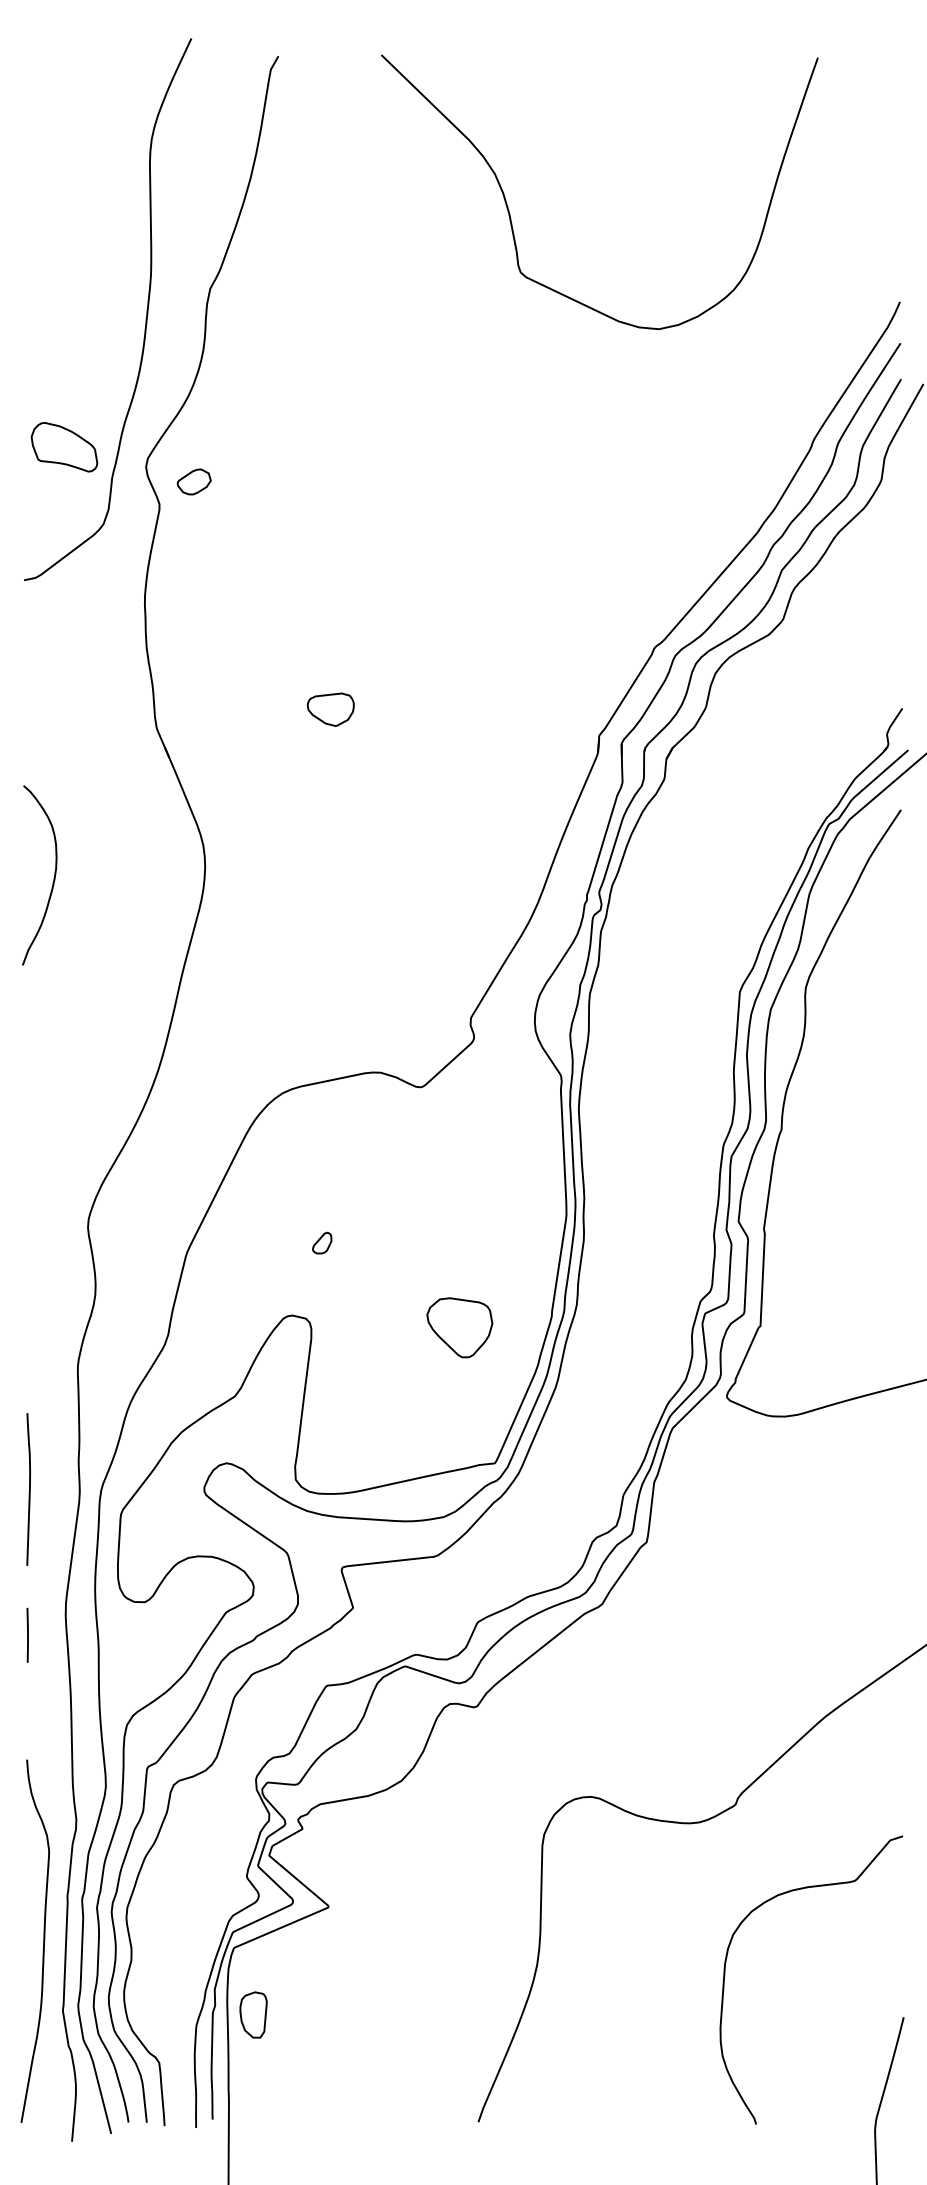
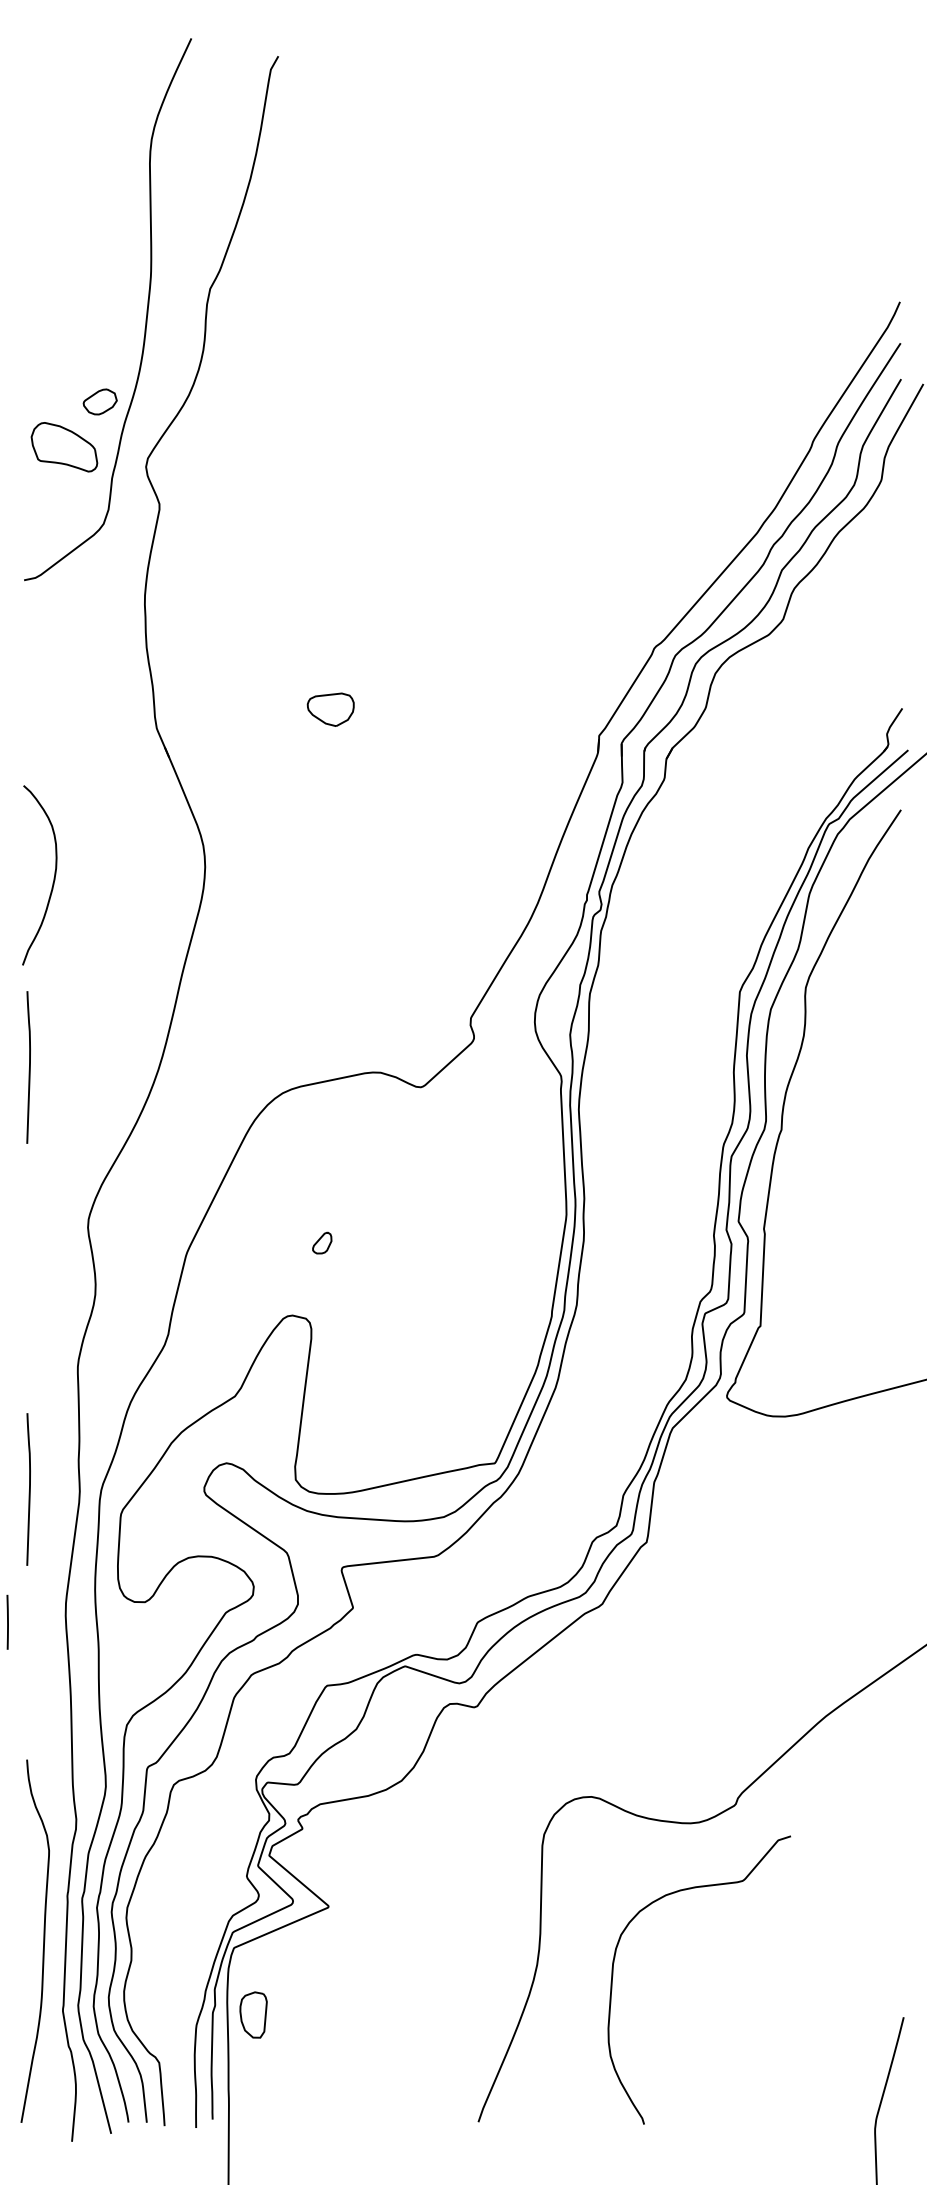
curve: present -> none (510, 213)
part position: (193, 481) -> (99, 401) (99, 401)
curve: none -> present (29, 1067)
part: present -> none (459, 1327)
line position: (27, 1634) -> (7, 1621) (7, 1621)
curve position: (725, 1976) -> (613, 1976) (613, 1976)
